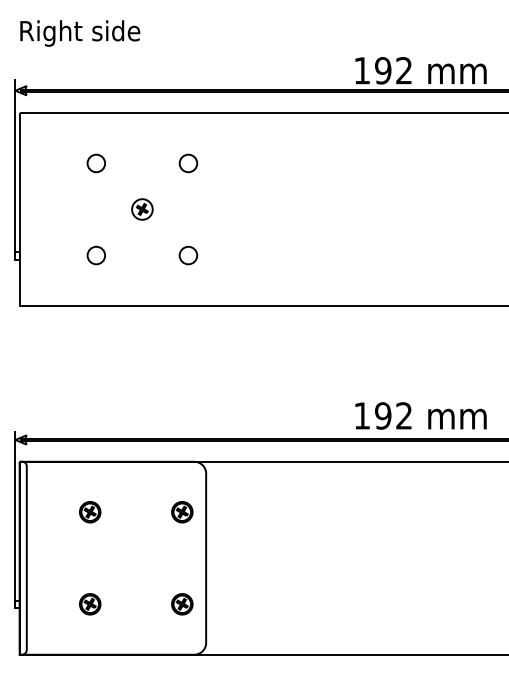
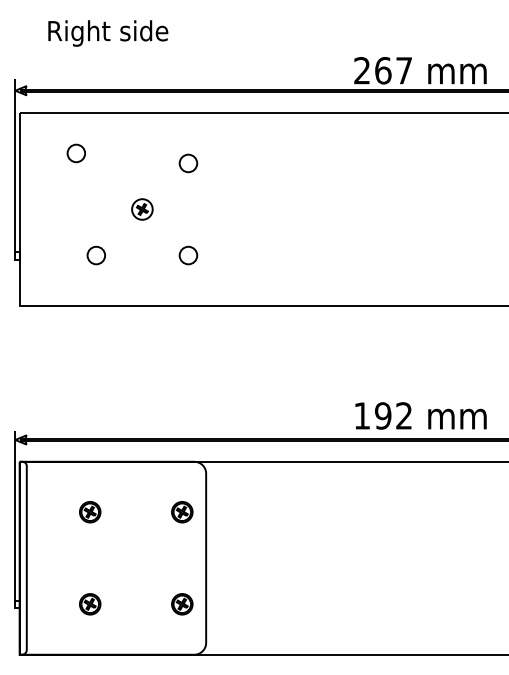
text position: (80, 33) -> (108, 33) (108, 33)
text: 192 -> 267 (382, 70)
part position: (95, 163) -> (75, 153) (75, 153)
